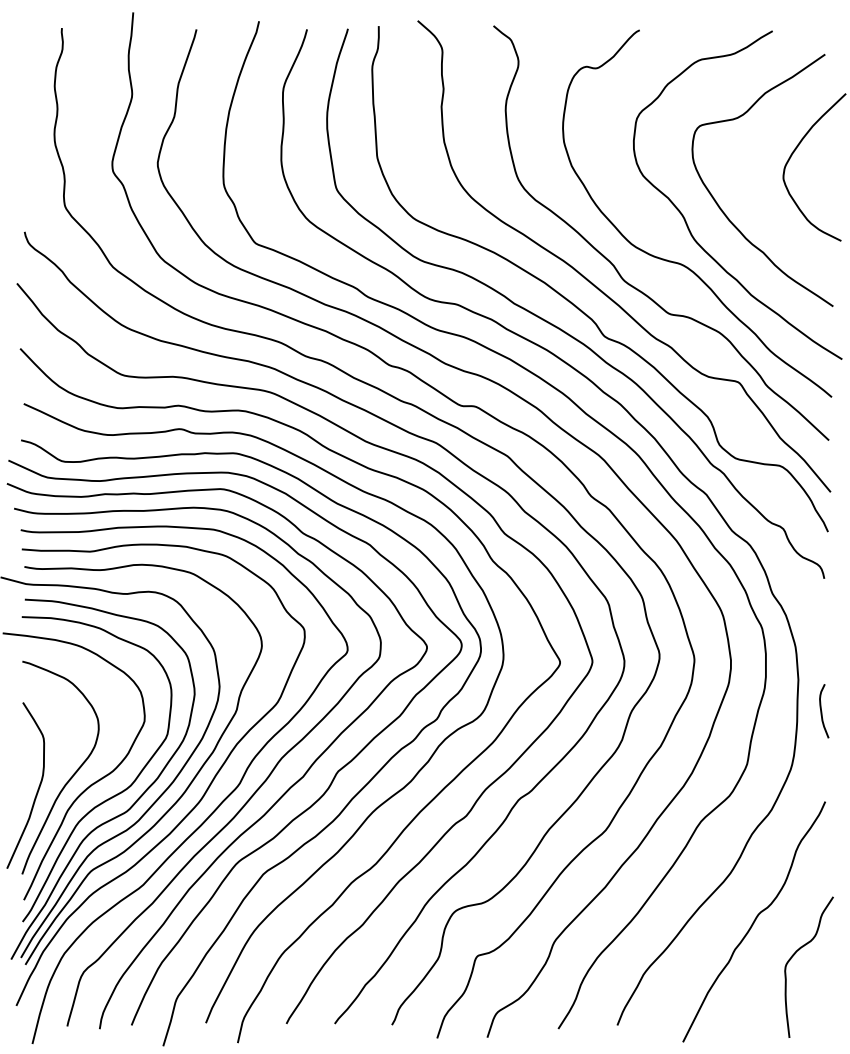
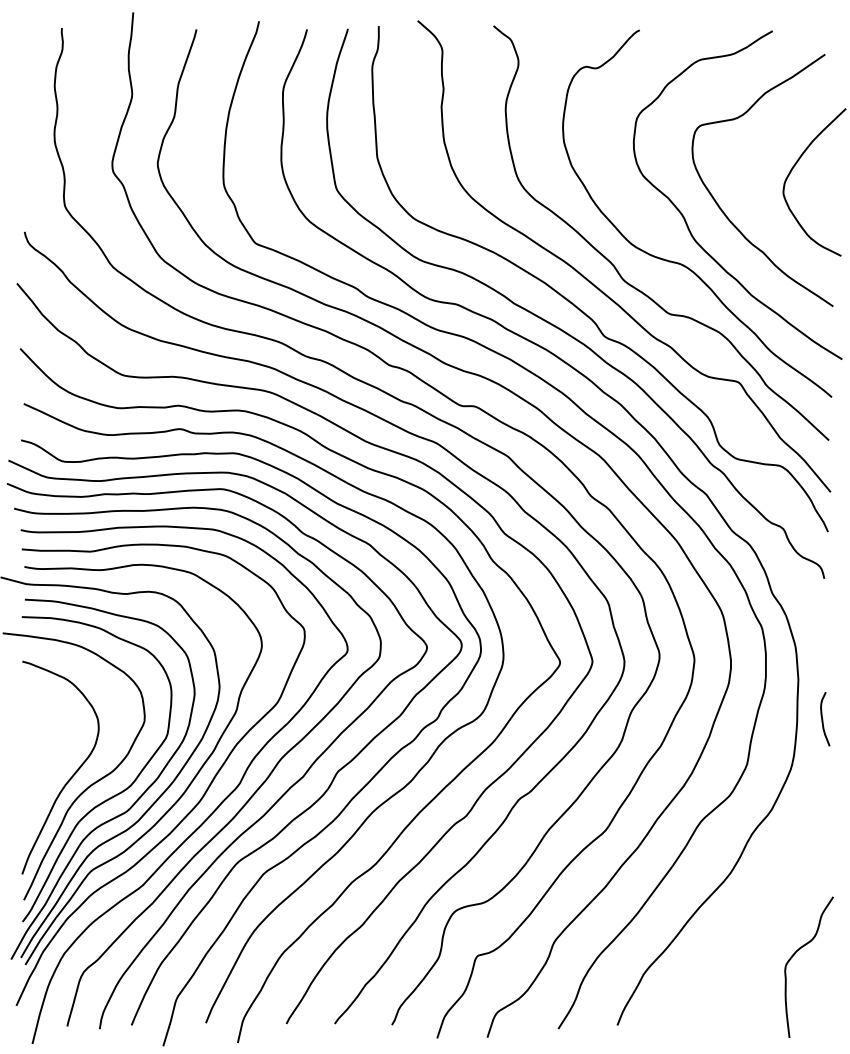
curve position: (794, 152) -> (794, 167) (794, 167)
curve position: (822, 711) -> (823, 719) (823, 719)
curve: present -> none (37, 789)
curve: present -> none (753, 921)
